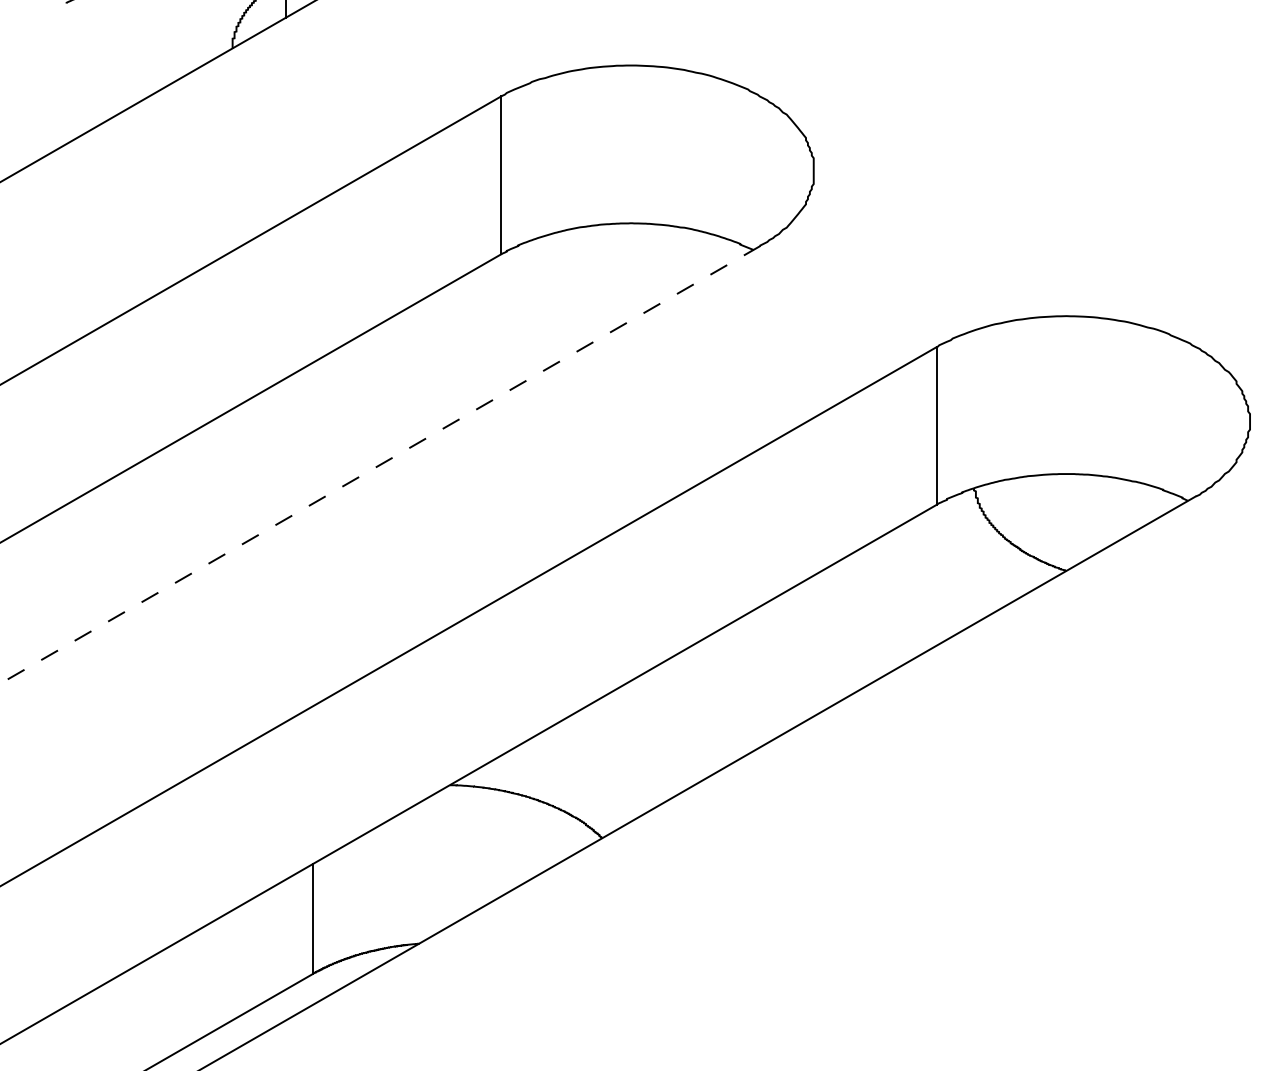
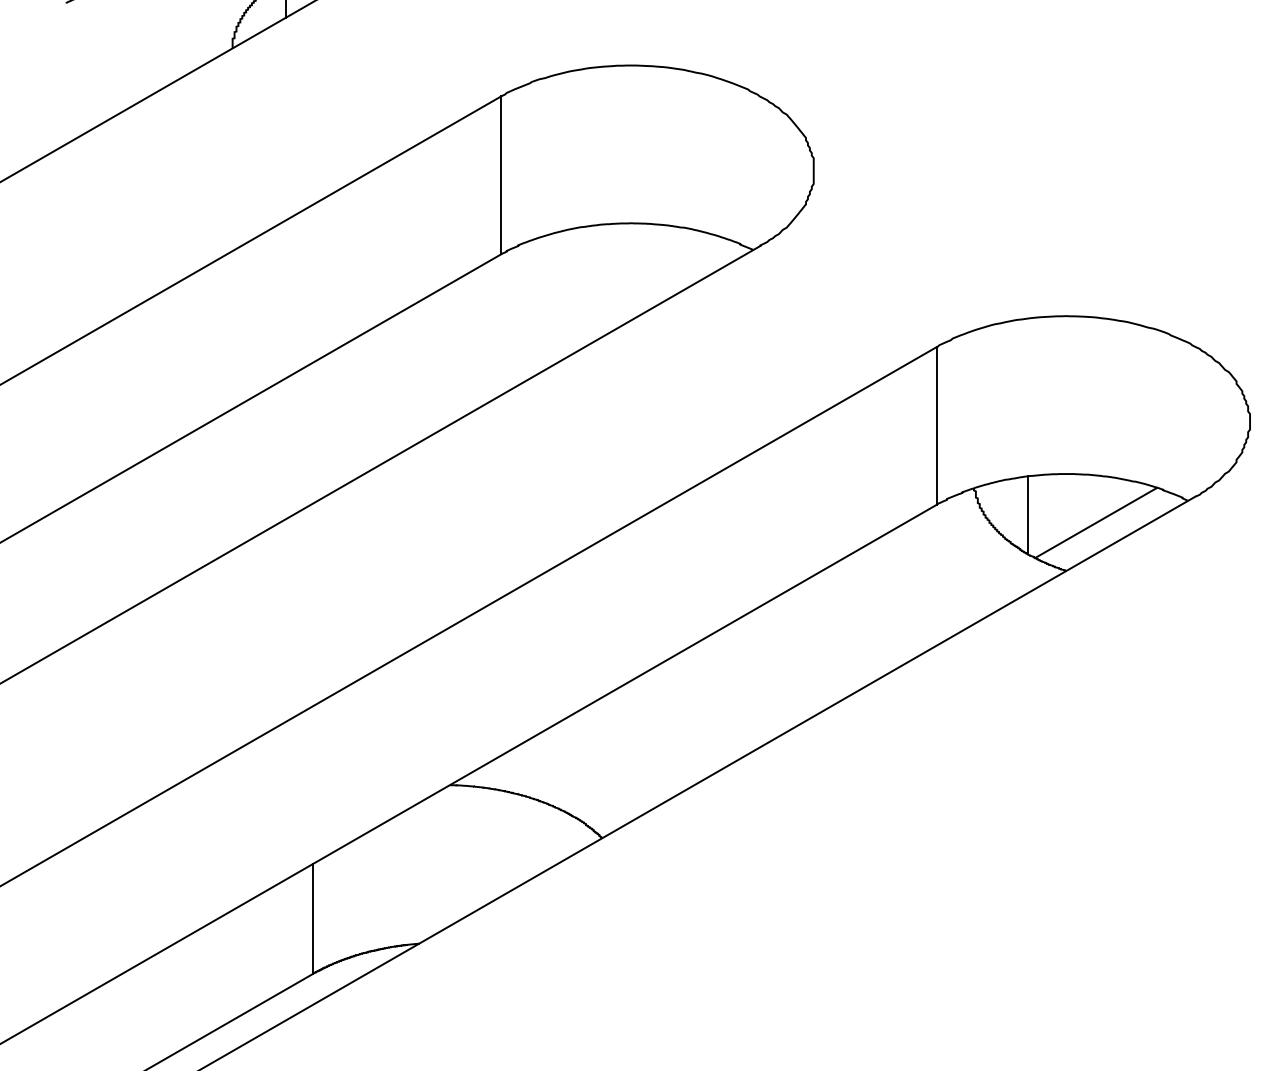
line: dashed -> solid (380, 464)
line: none -> present (1027, 514)
line: none -> present (1096, 522)
